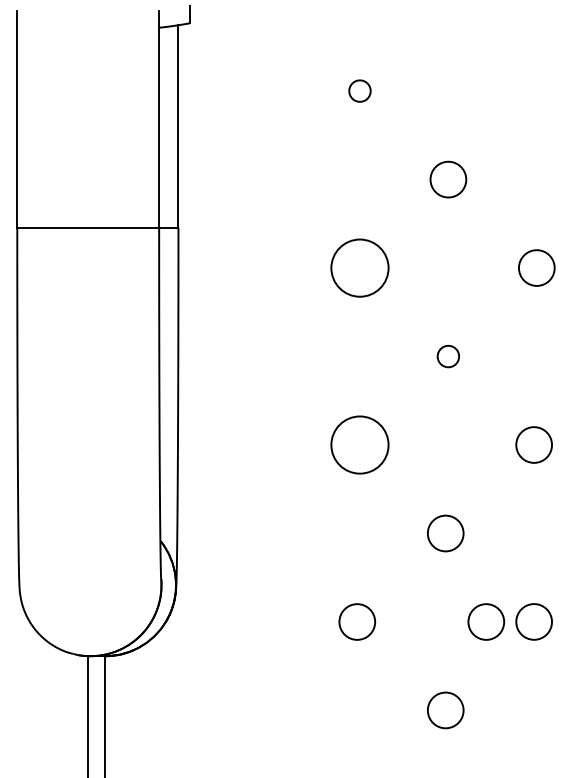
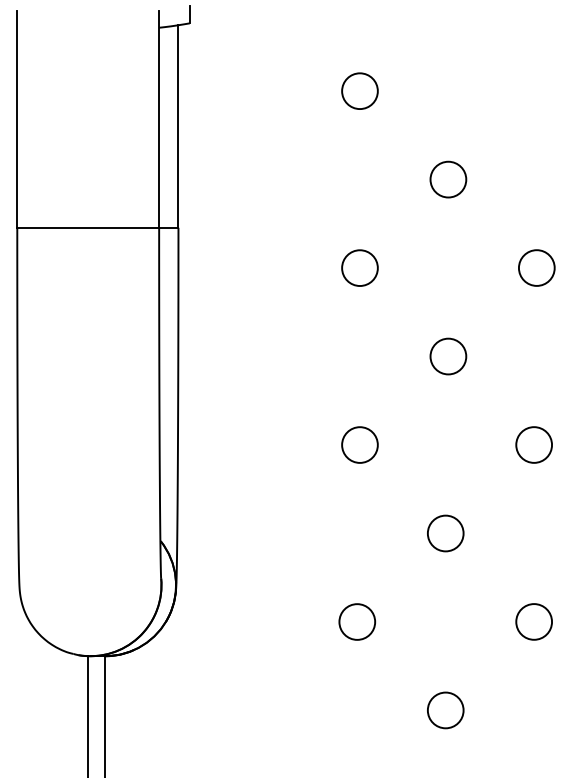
circle size: 24x24 px -> 38x38 px (359, 90)
circle diameter: 57 px -> 36 px (359, 268)
circle diameter: 21 px -> 36 px (448, 356)
circle diameter: 57 px -> 36 px (359, 444)
circle: present -> none (486, 621)
